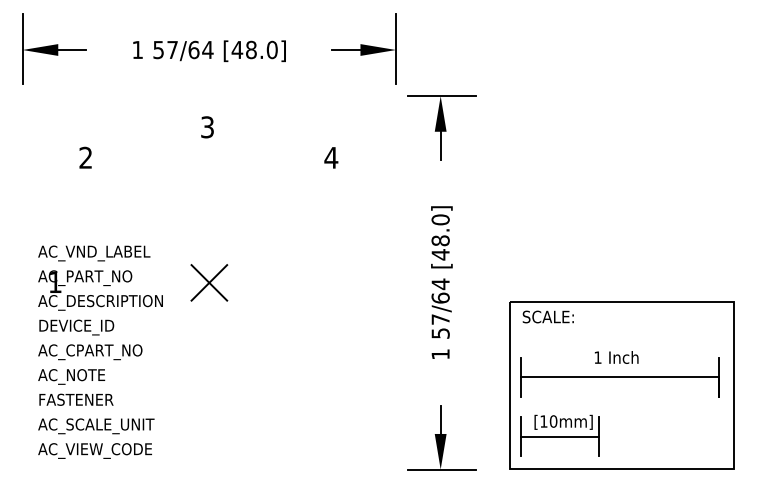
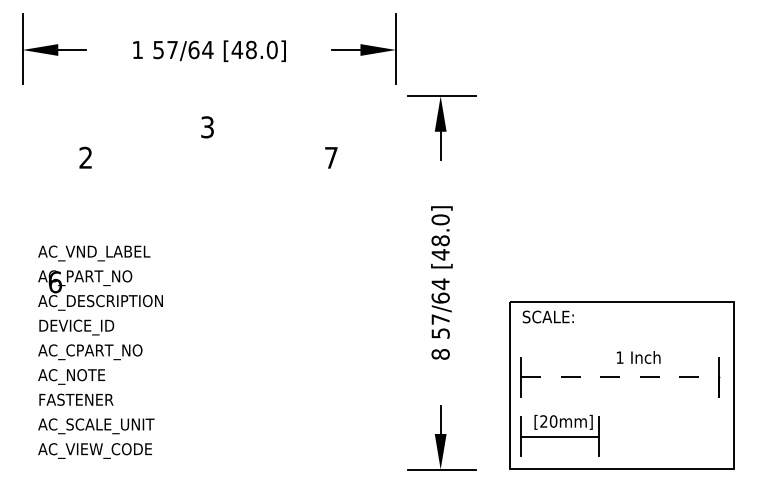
text: 4 -> 7 (331, 157)
text: 1 -> 6 (55, 282)
part: present -> none (209, 282)
text: 1 -> 8 (440, 354)
text position: (616, 357) -> (638, 357) (638, 357)
line: solid -> dashed (620, 377)
text: [10mm] -> [20mm] (543, 421)
